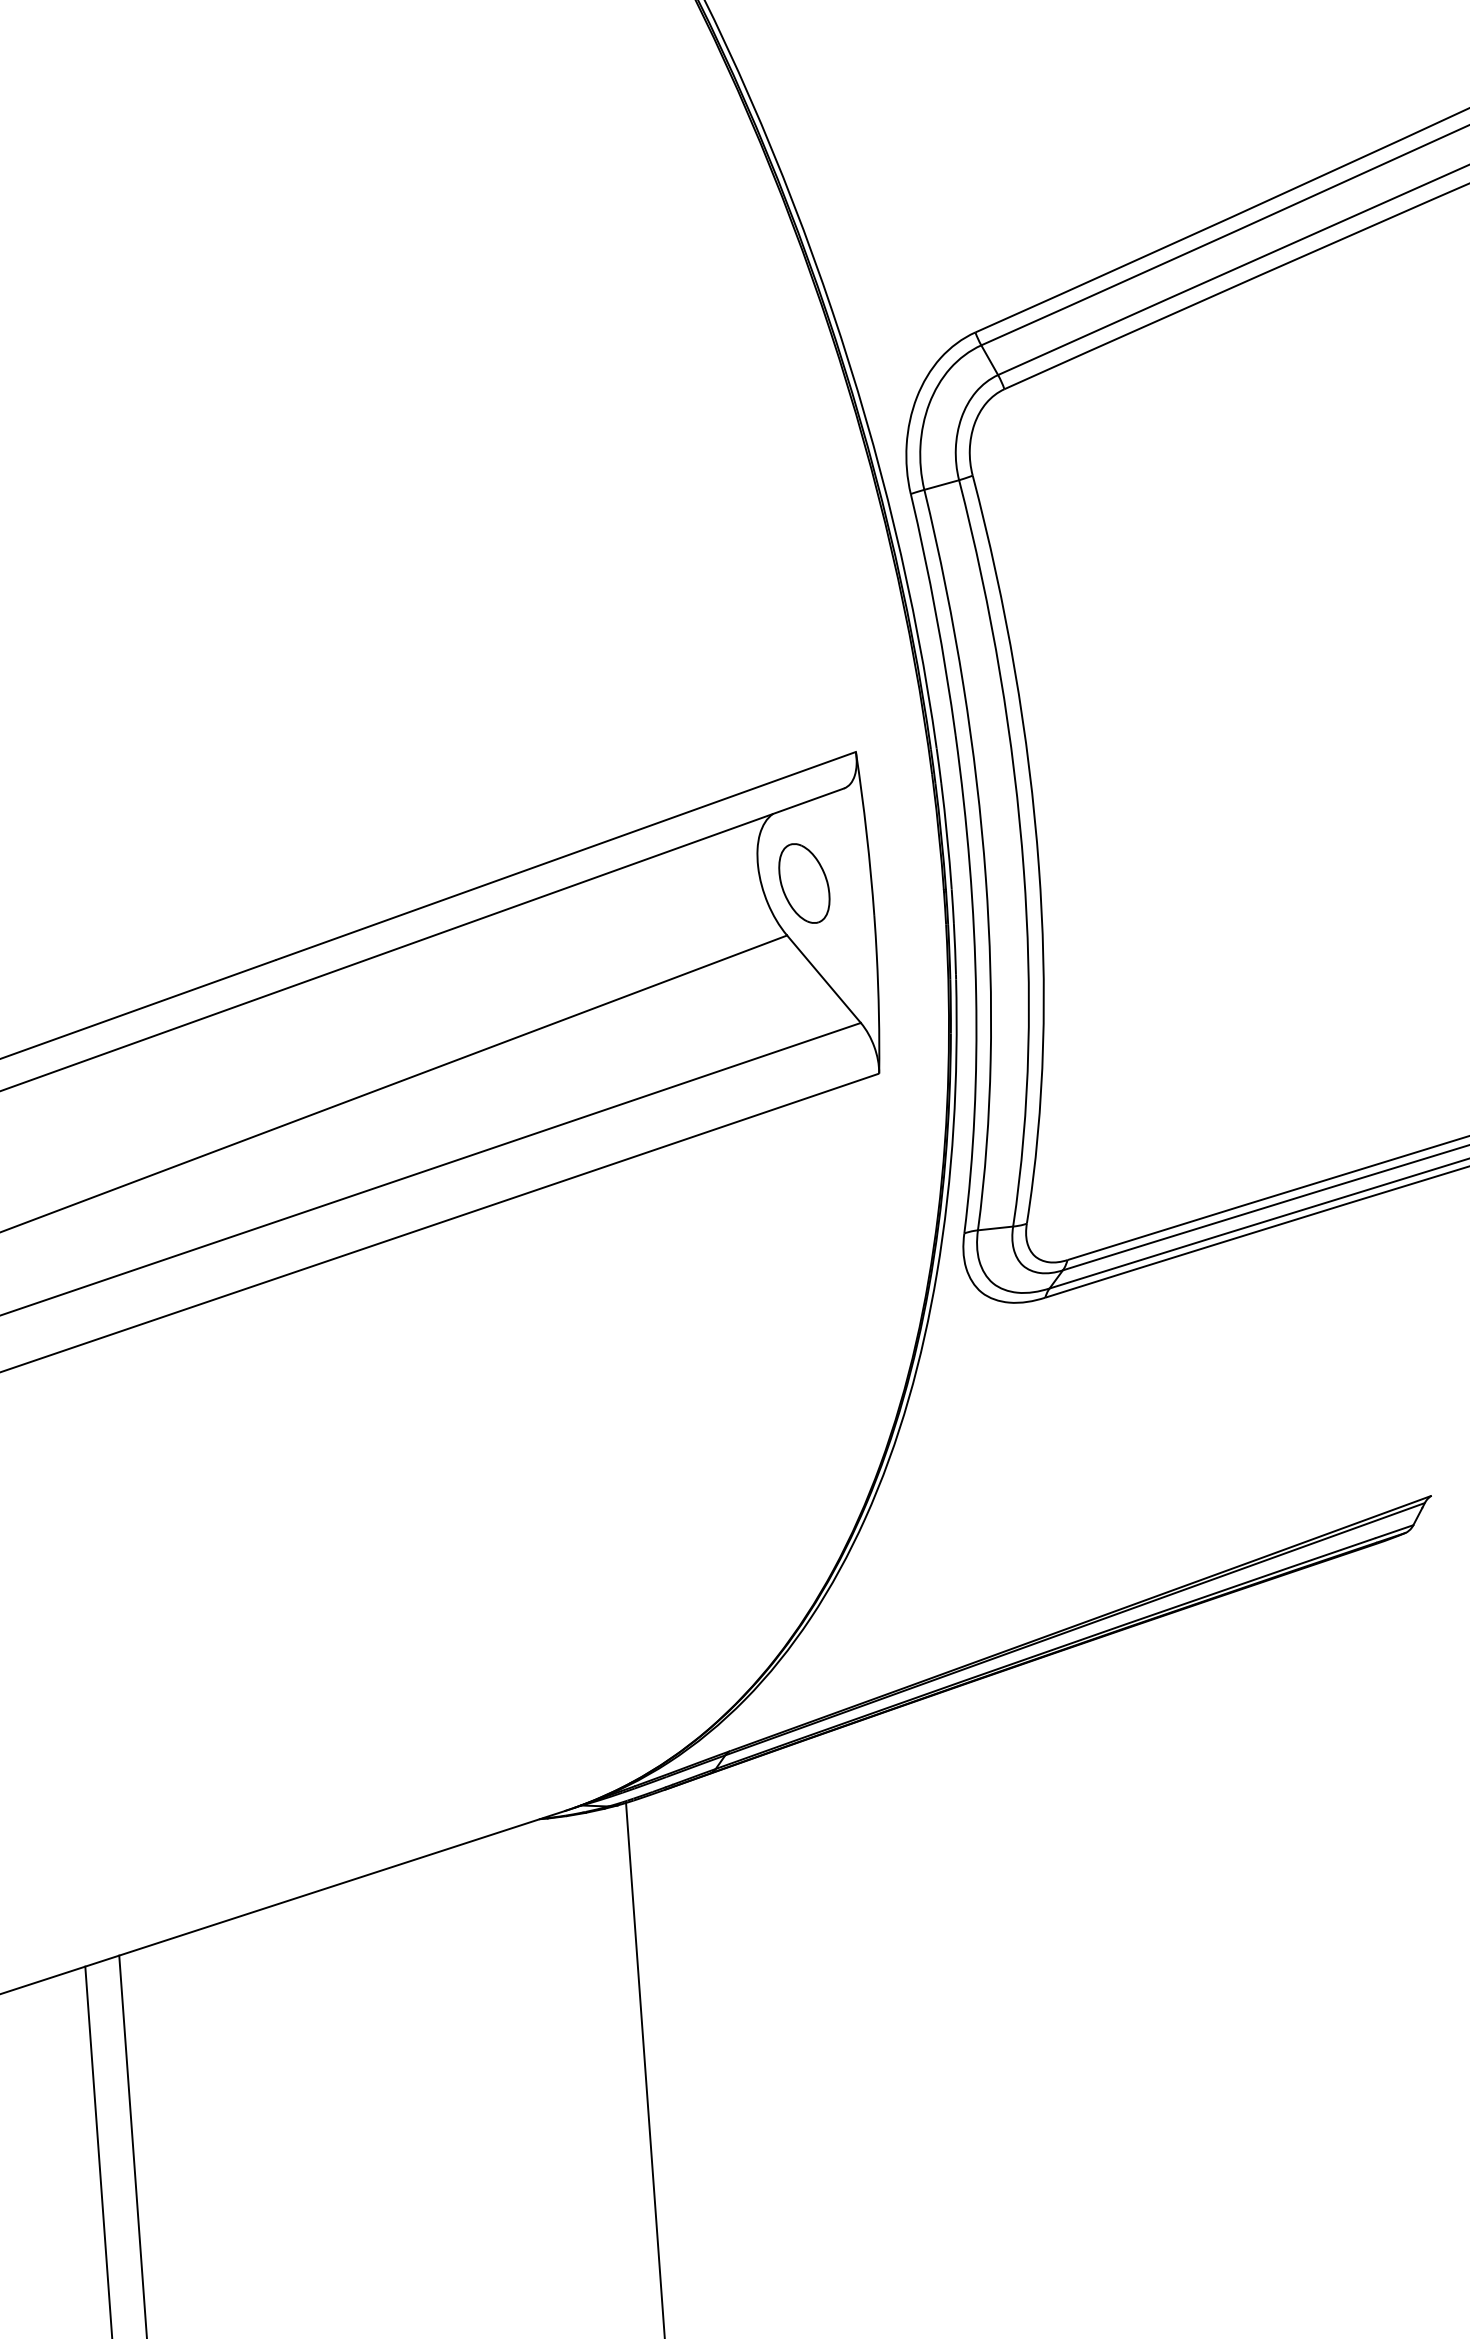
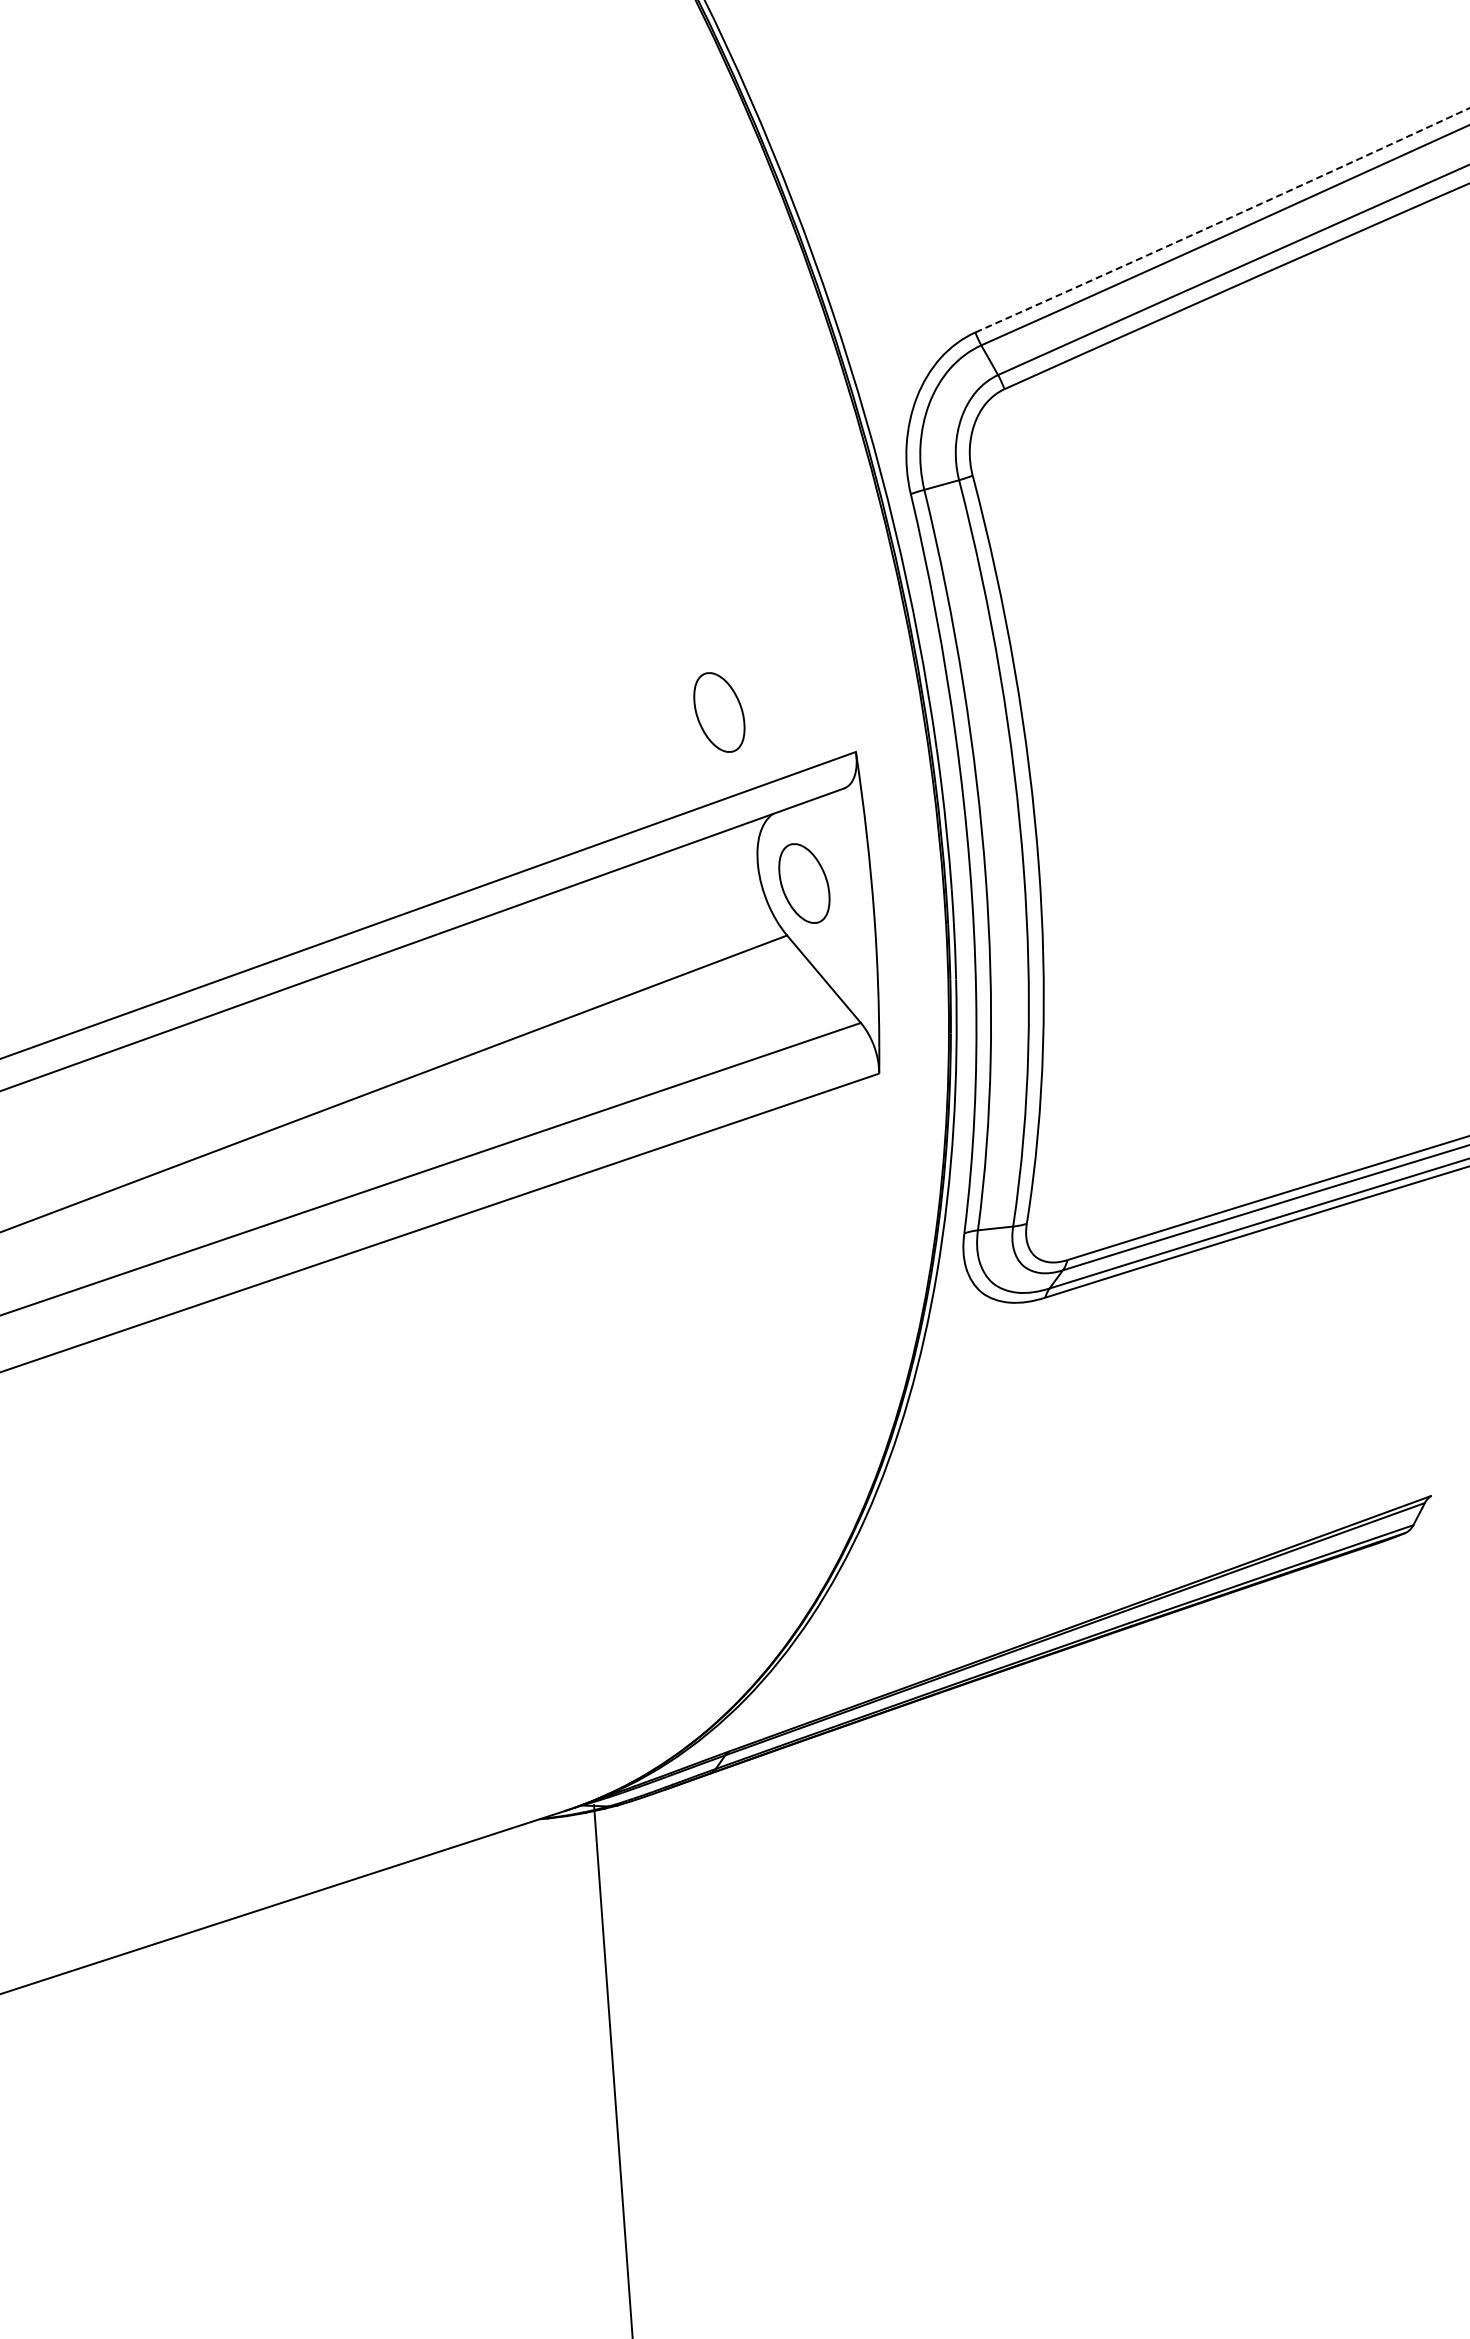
arc: solid -> dashed (1223, 220)
part: none -> present (719, 712)
line position: (645, 2068) -> (613, 2069) (613, 2069)
line: present -> none (132, 2145)
line: present -> none (98, 2150)
